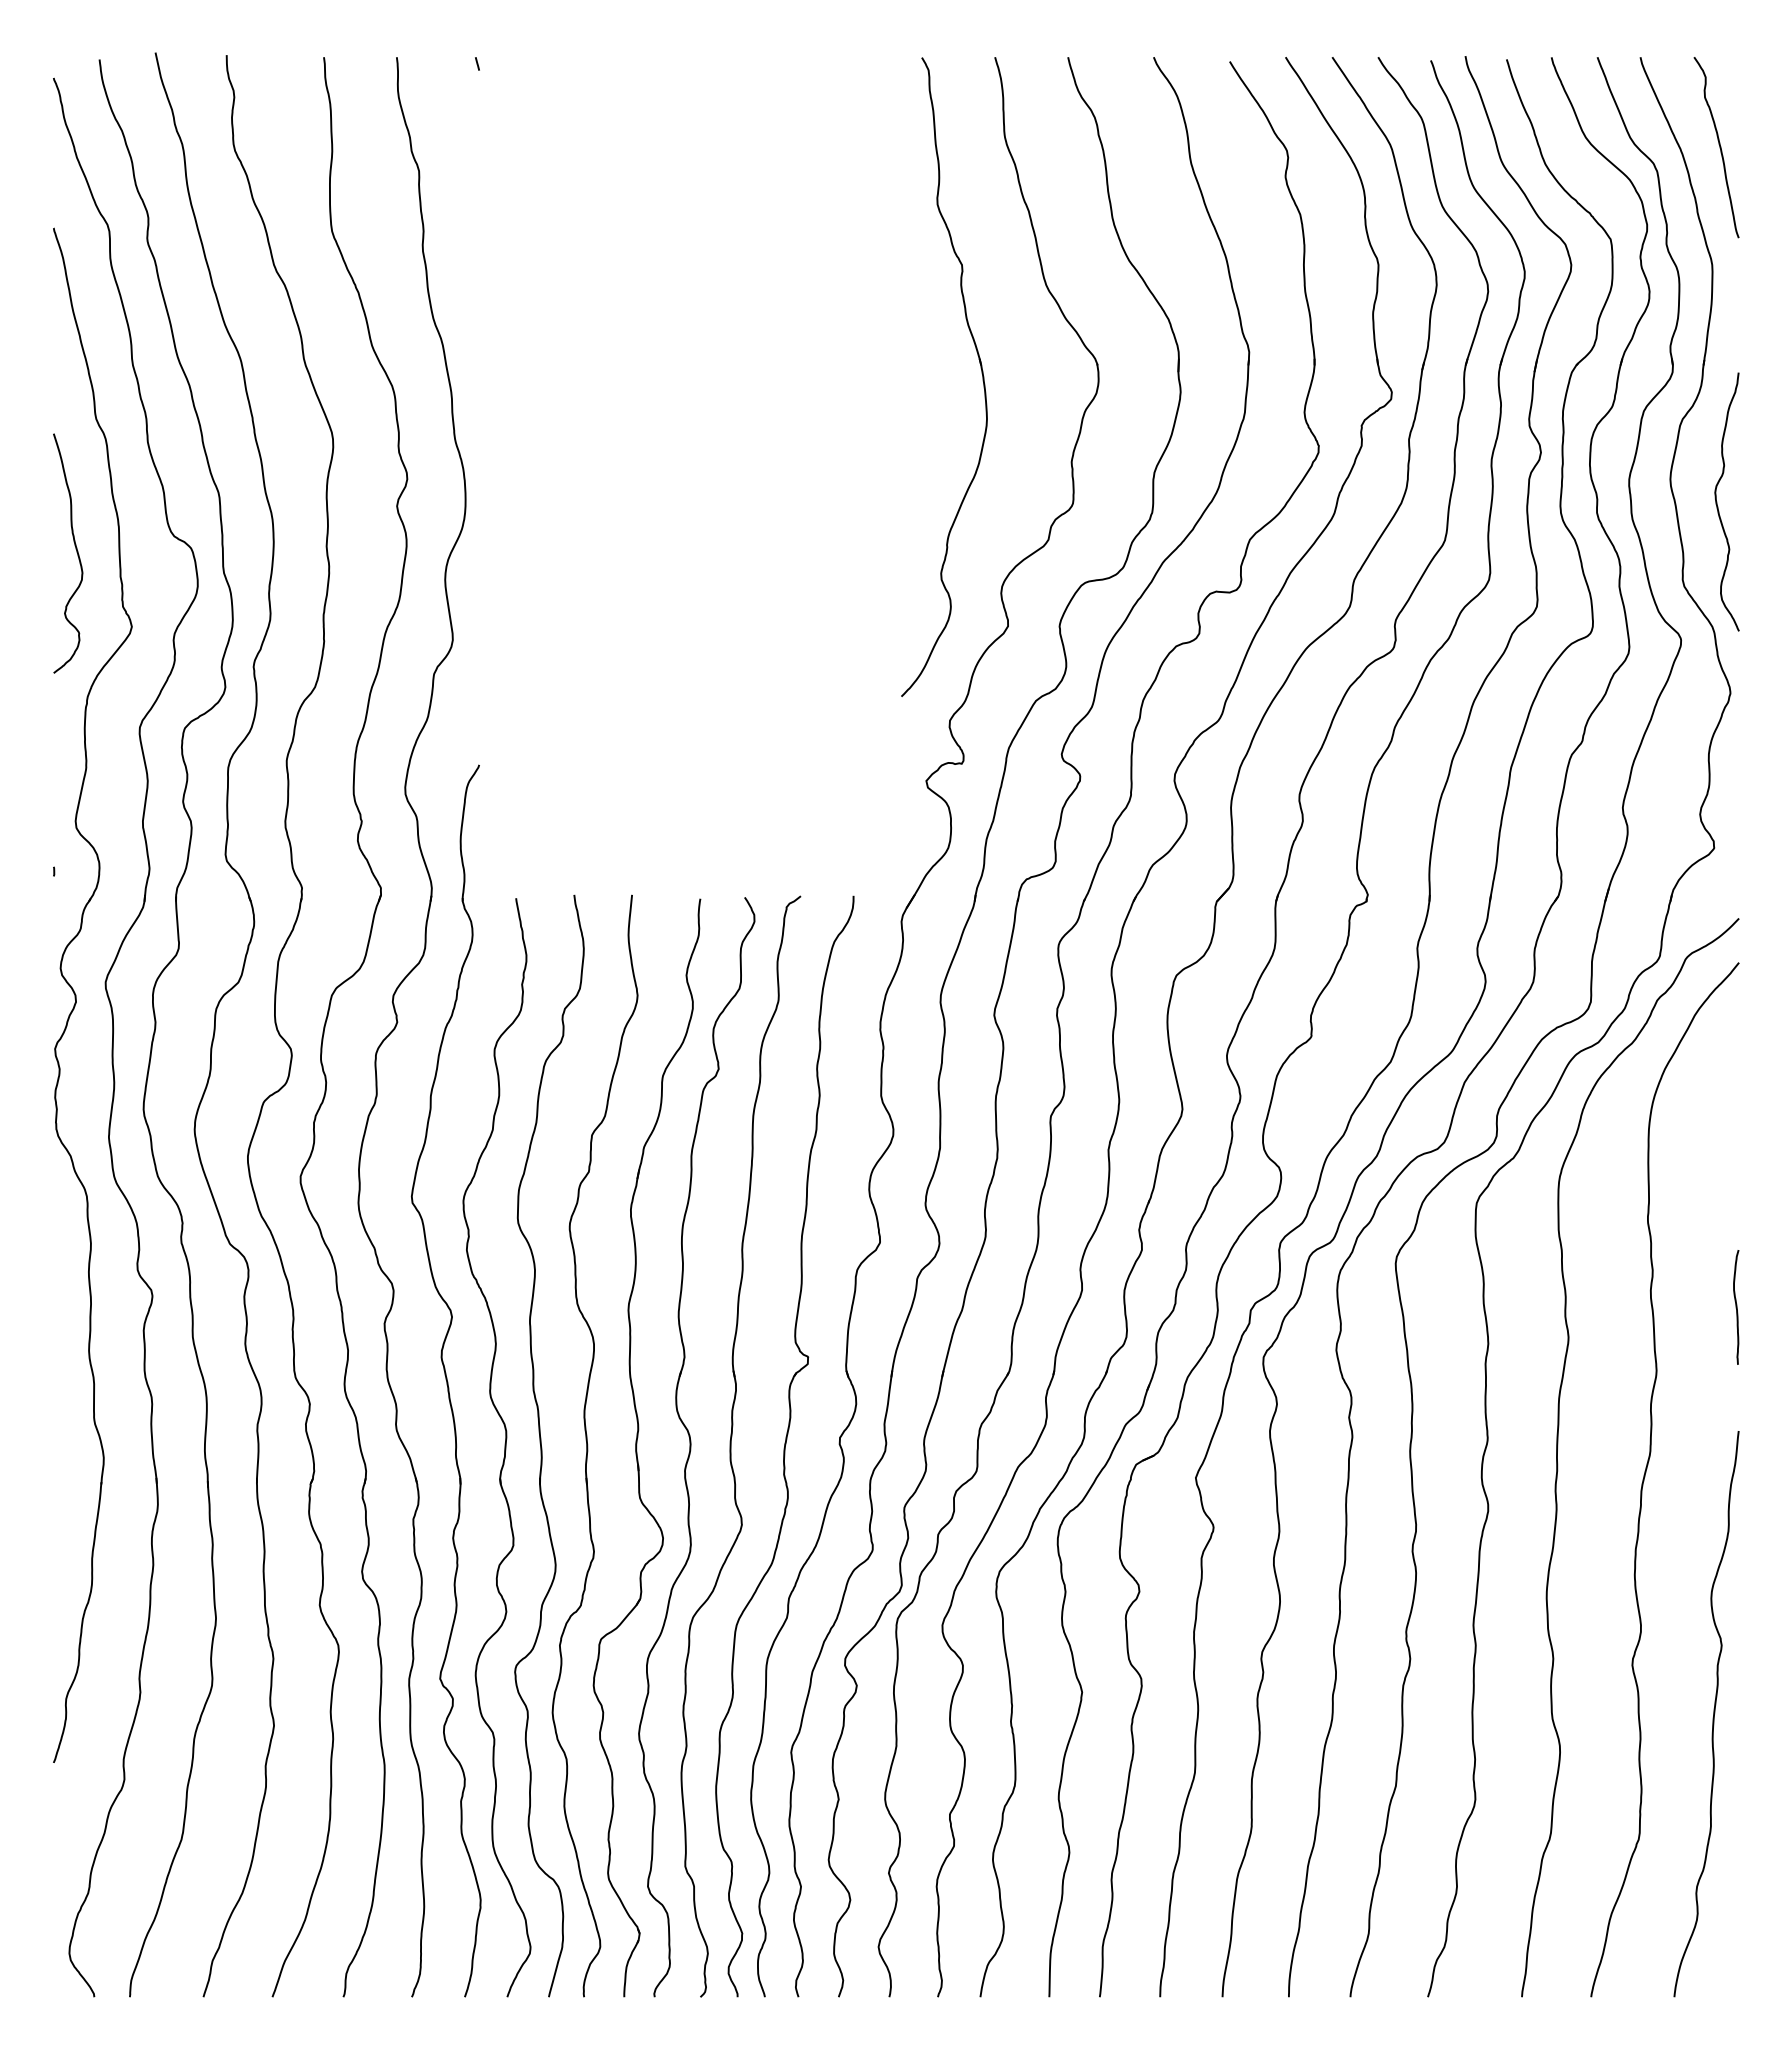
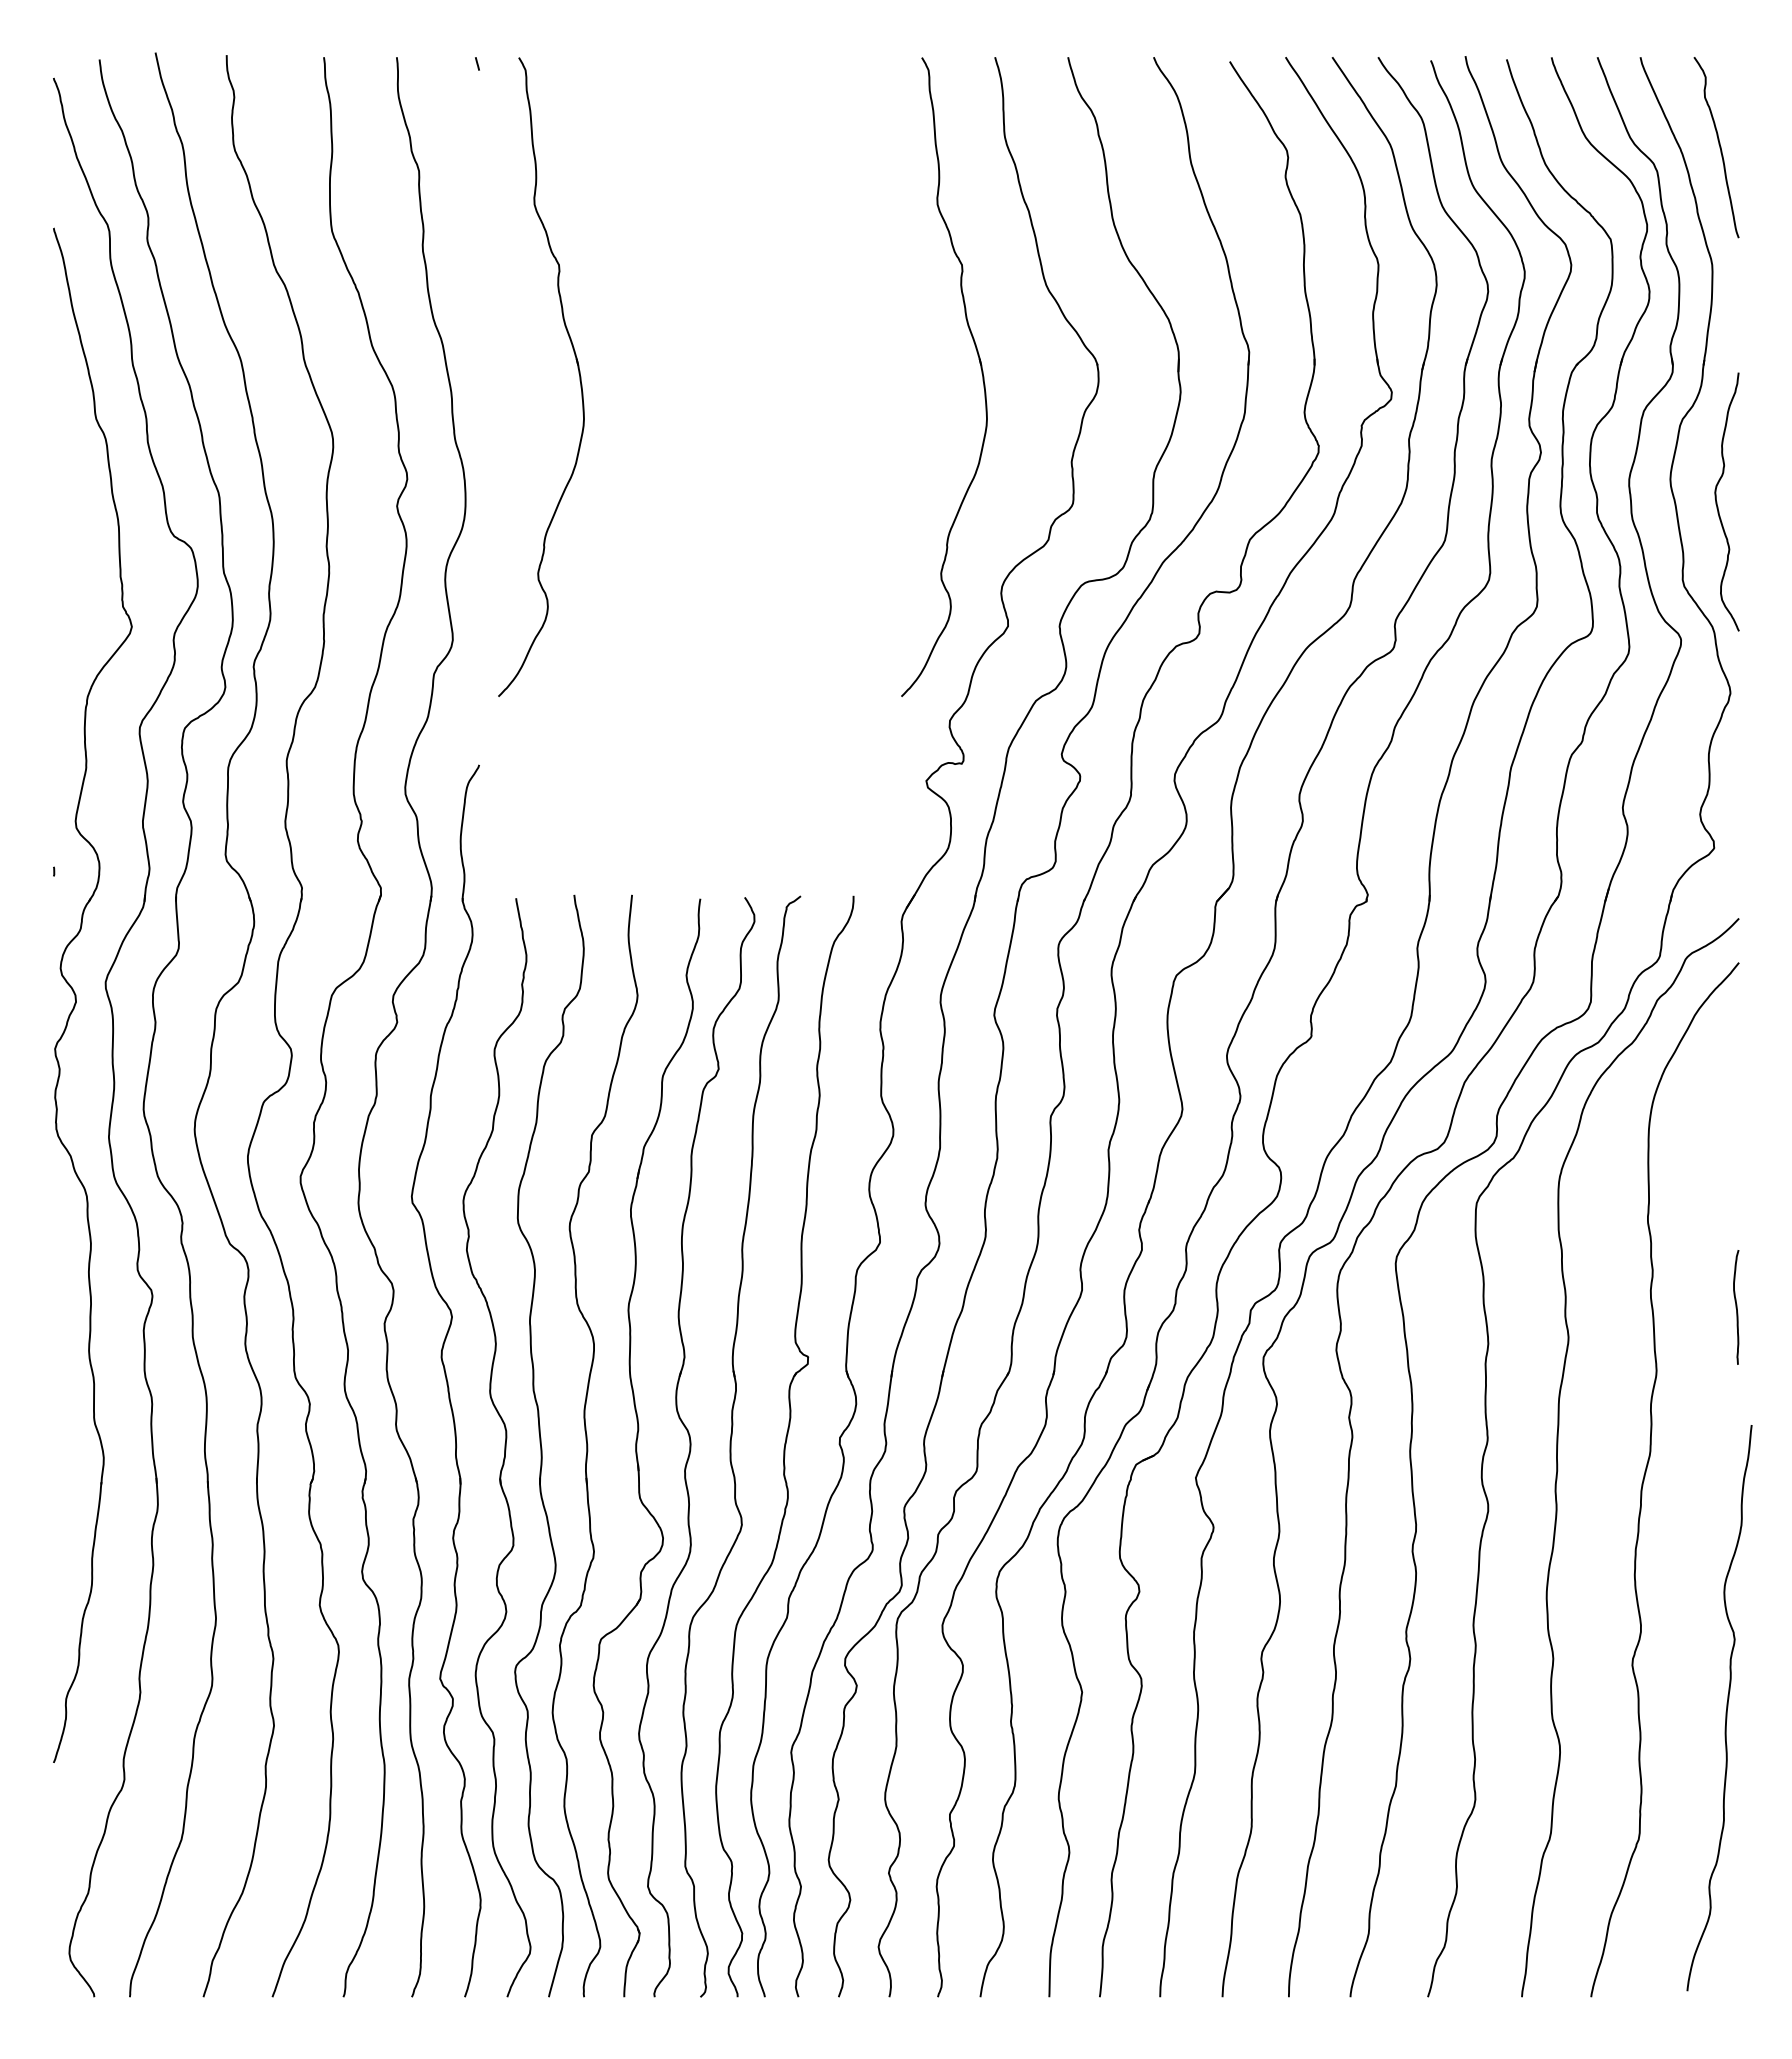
part: none -> present (577, 368)
curve: present -> none (75, 549)
curve position: (1712, 1717) -> (1725, 1711) (1725, 1711)
